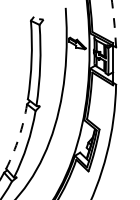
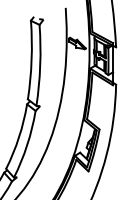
arc: dashed -> solid (114, 23)
arc: dashed -> solid (19, 137)
